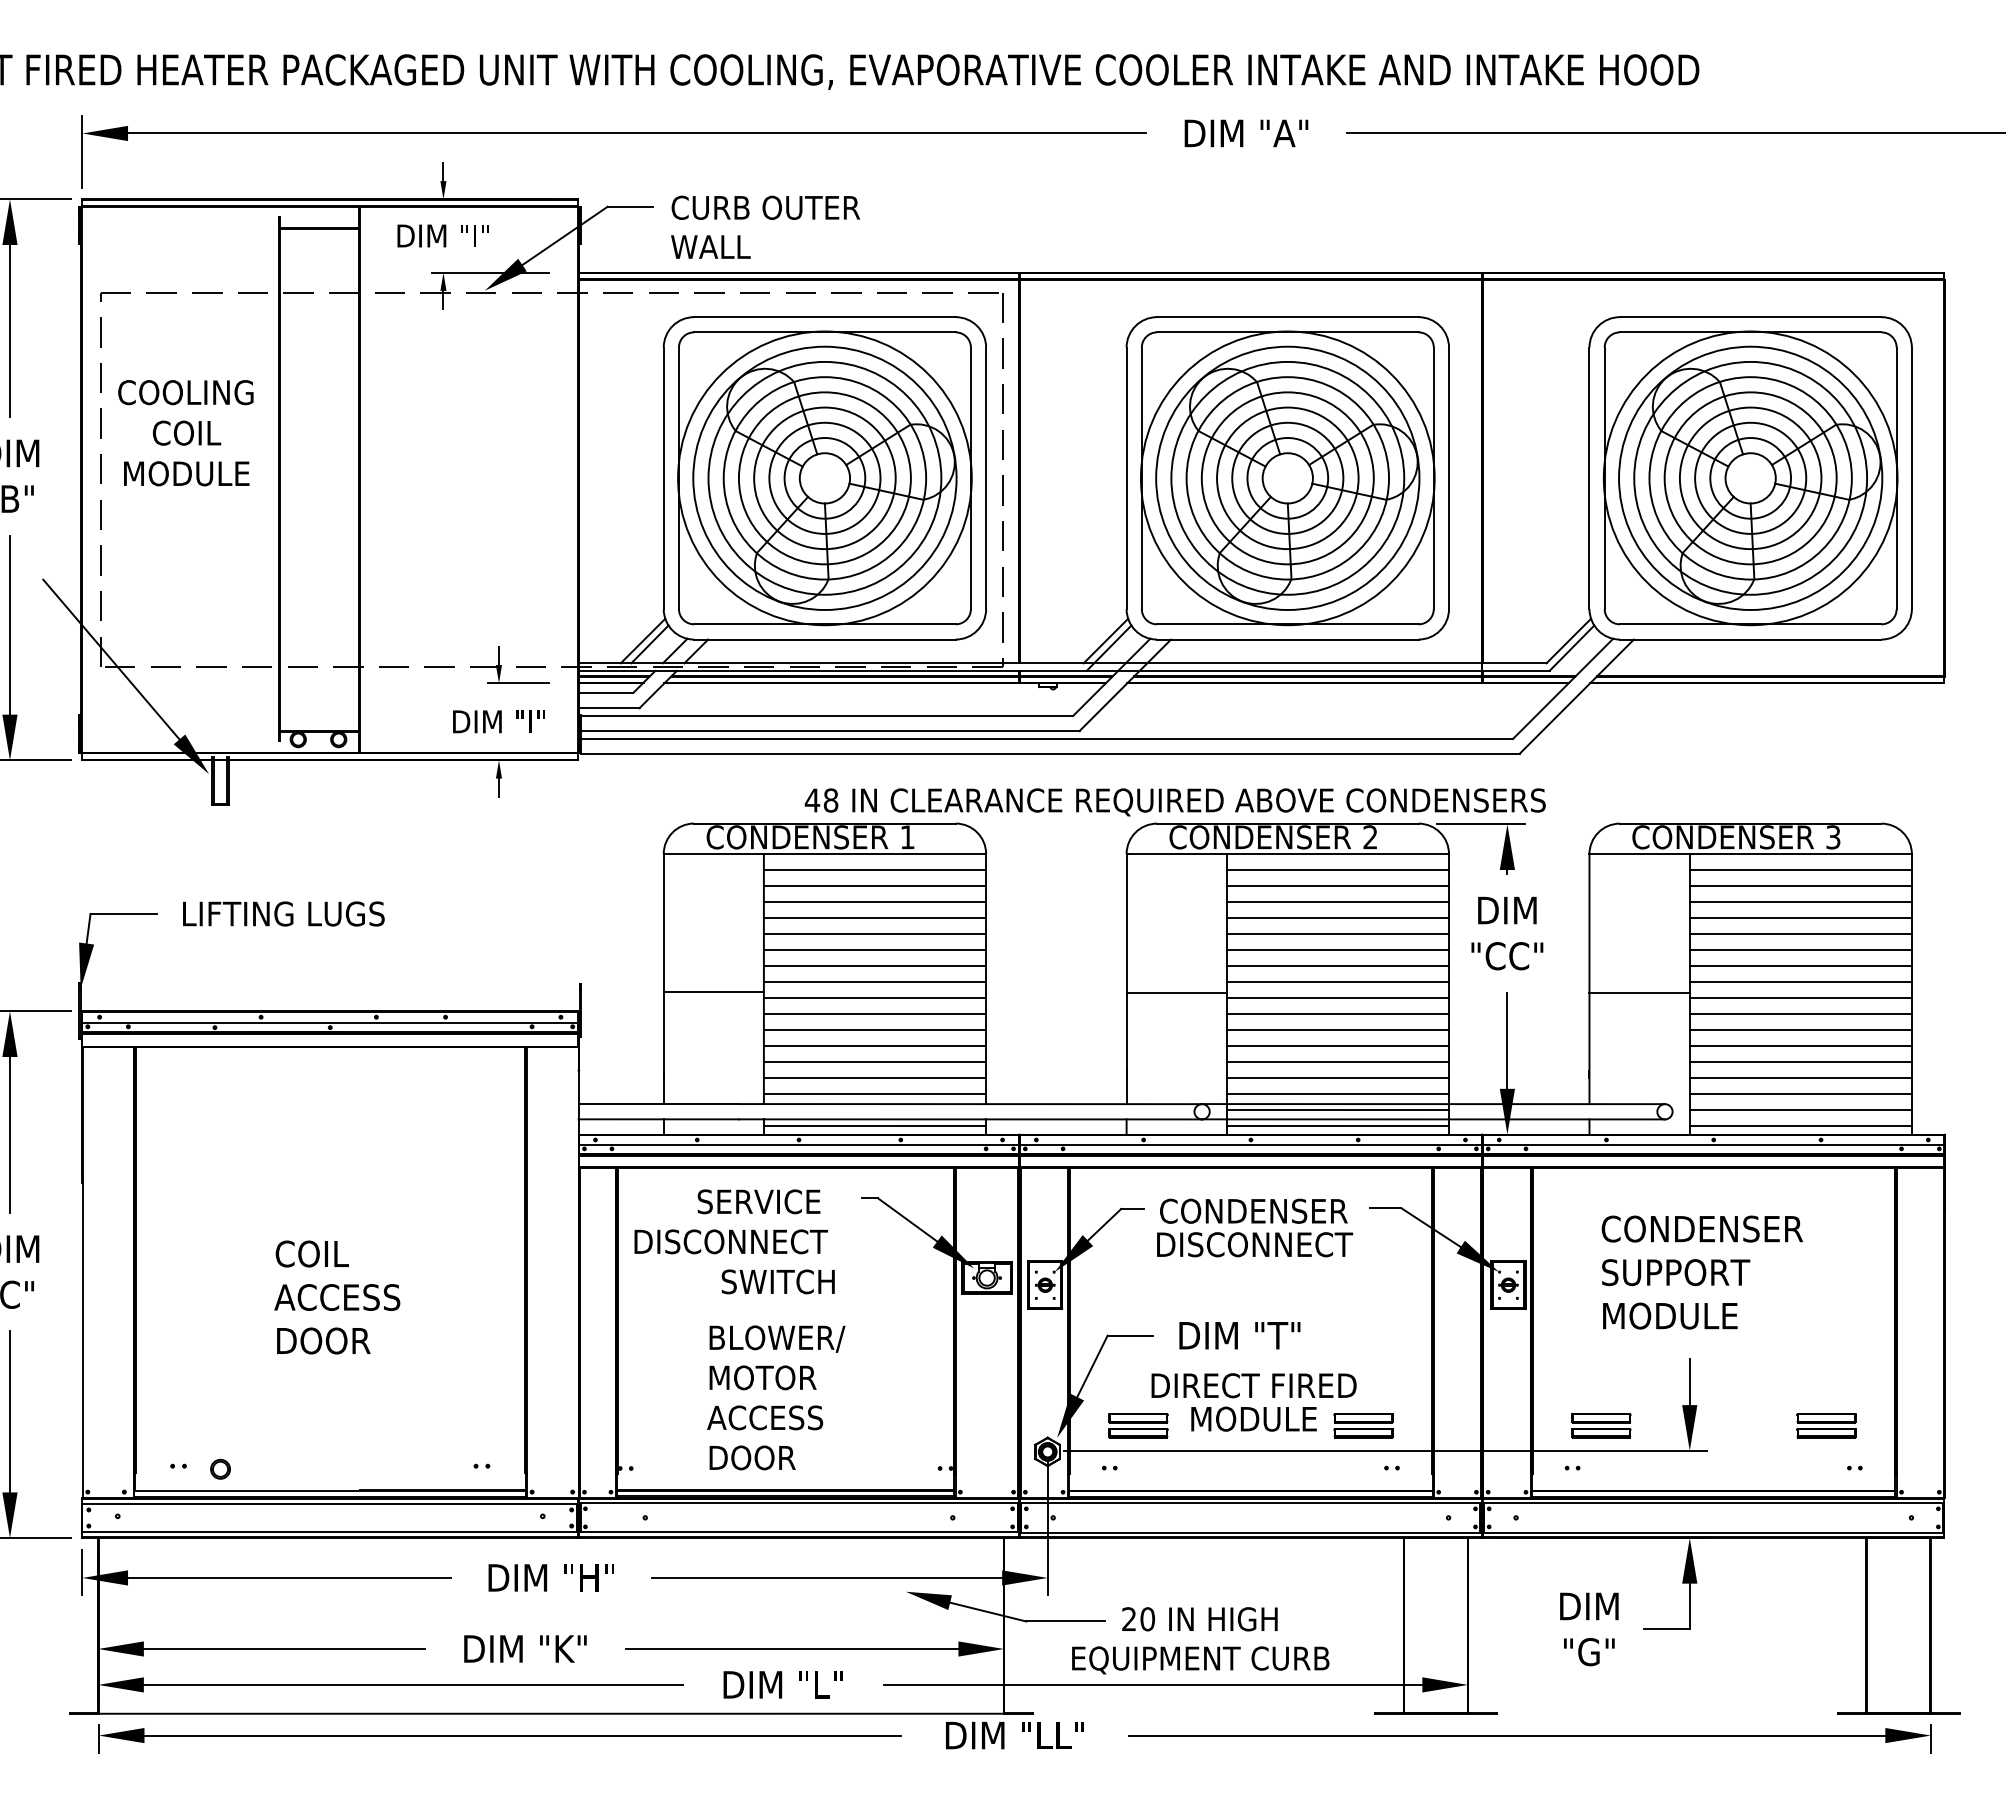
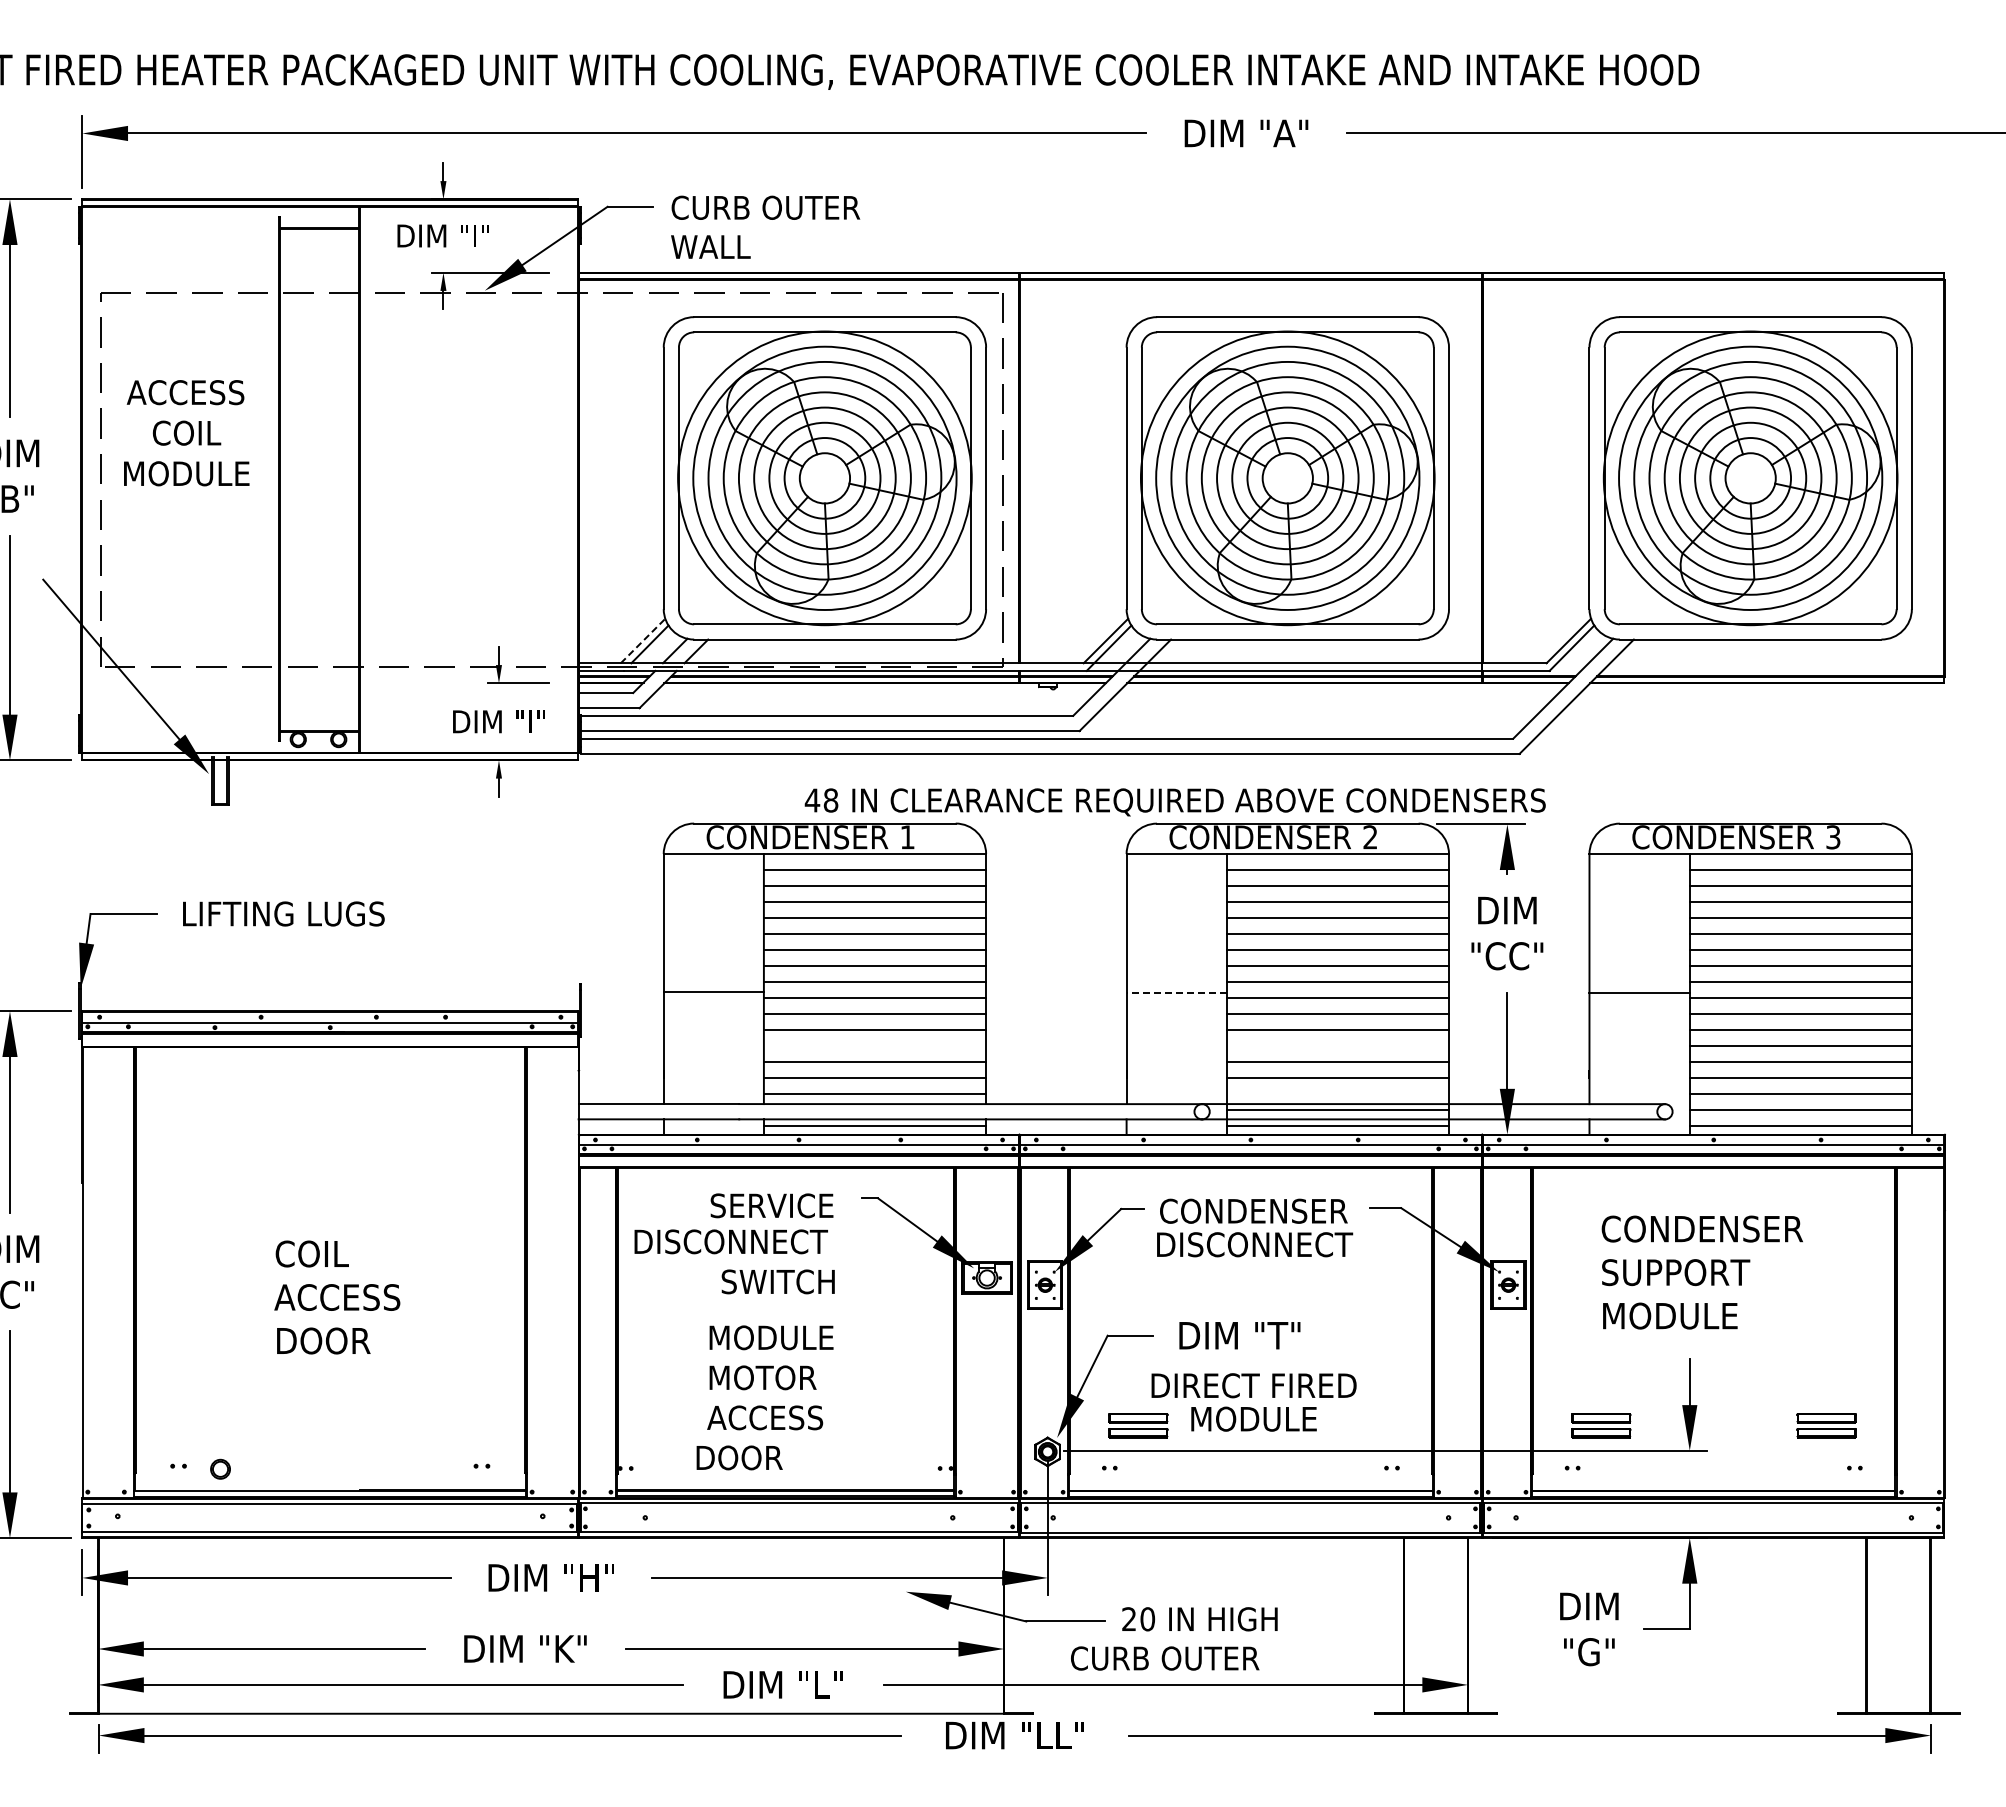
text: COOLING -> ACCESS (185, 392)
line: solid -> dashed (643, 640)
line: solid -> dashed (1176, 992)
line: present -> none (874, 1045)
line: present -> none (1337, 1045)
line: present -> none (1337, 1093)
text position: (758, 1201) -> (771, 1205) (771, 1205)
text: BLOWER/ -> MODULE (778, 1338)
part: present -> none (1363, 1425)
text position: (752, 1457) -> (739, 1457) (739, 1457)
text: EQUIPMENT CURB -> CURB OUTER (1200, 1660)
